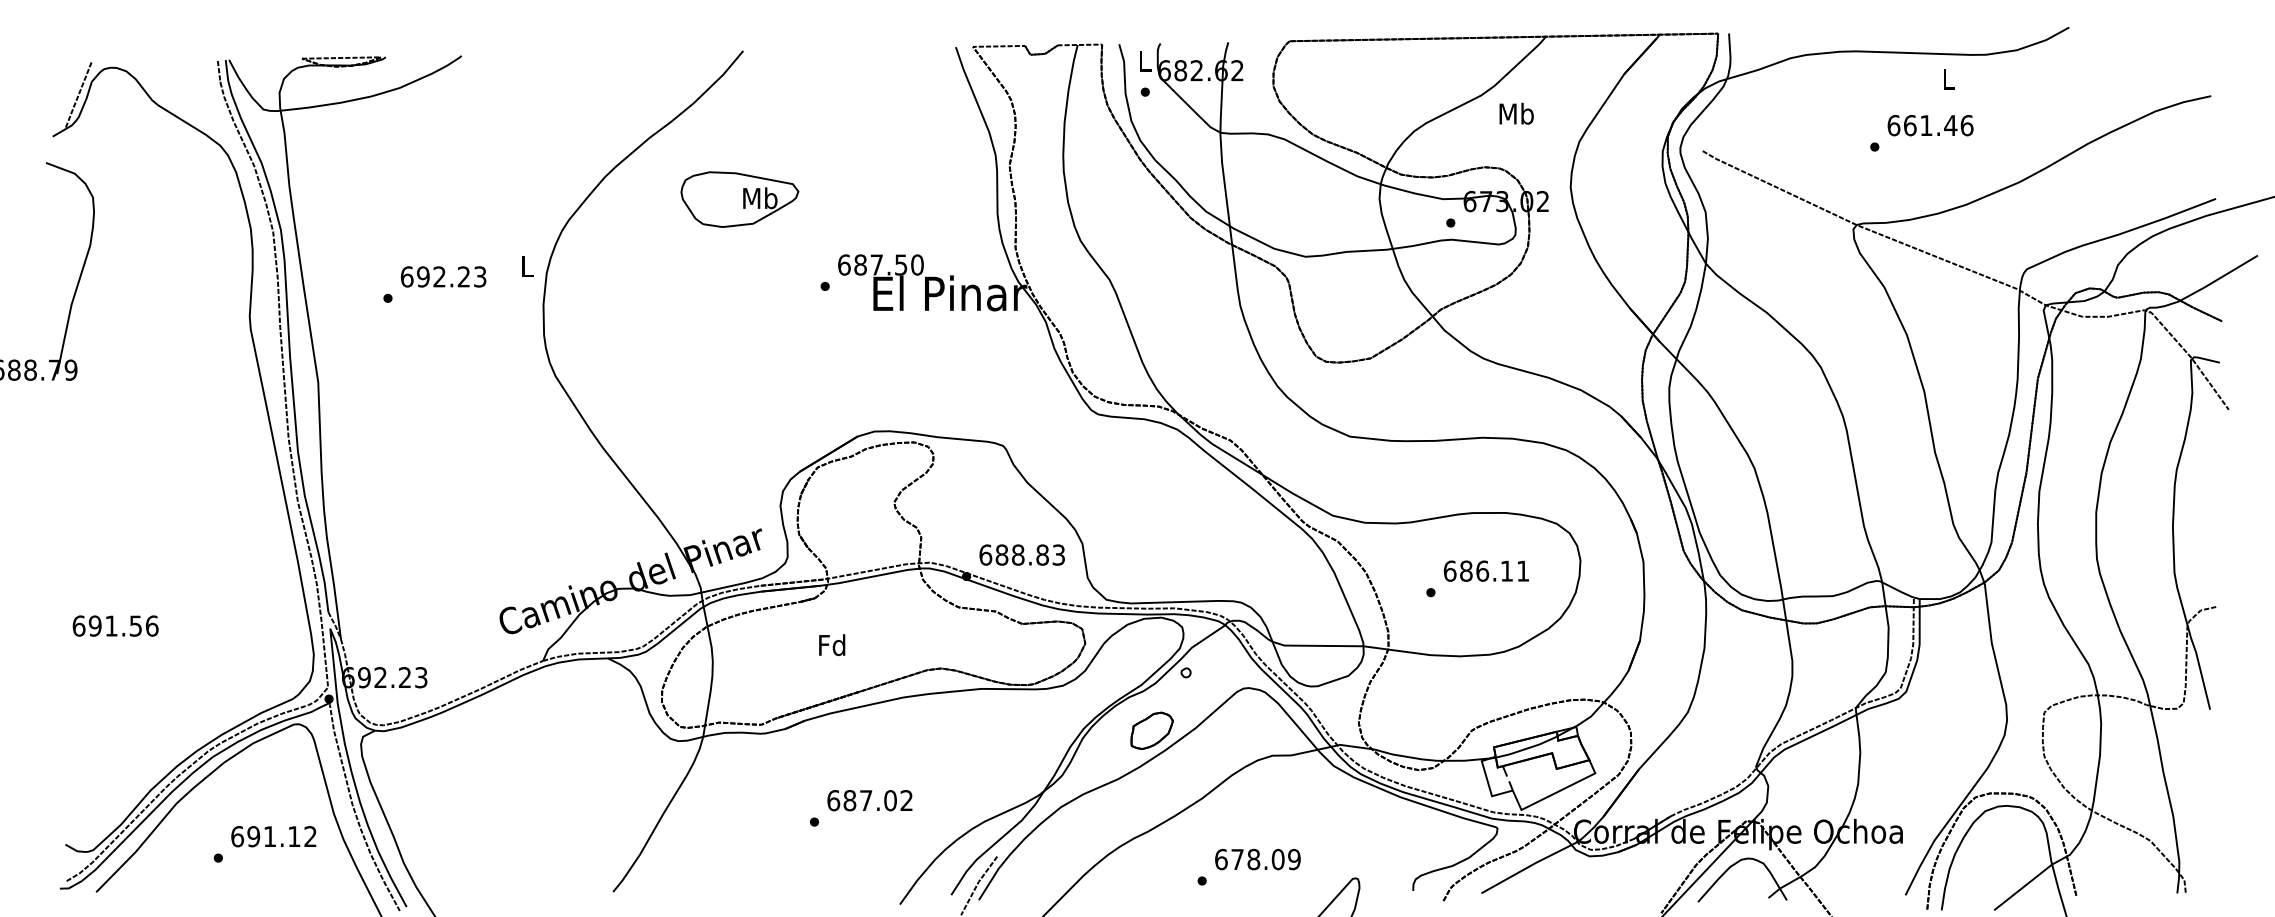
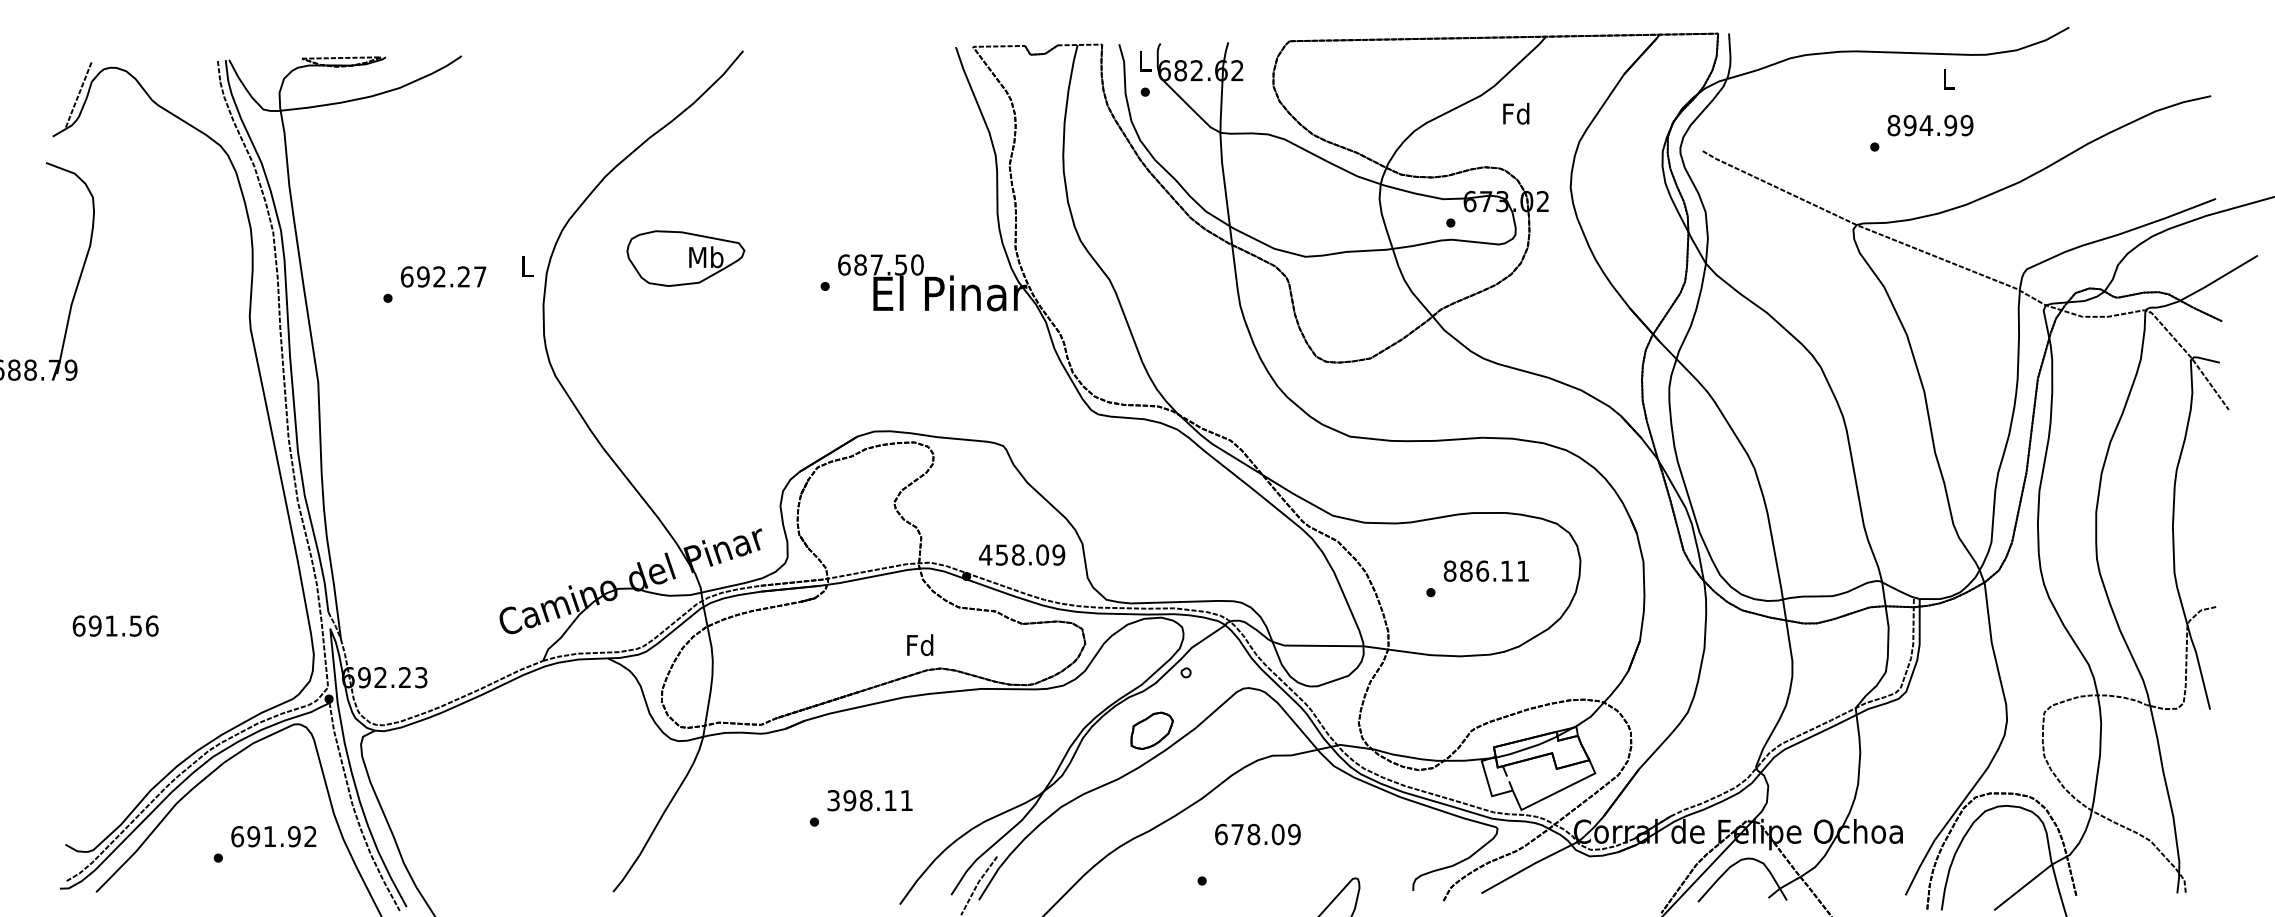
text: Mb -> Fd (1516, 113)
text: 661.46 -> 894.99 (1930, 125)
part position: (739, 199) -> (685, 258) (685, 258)
text: 692.23 -> 692.27 (480, 276)
text: 688.83 -> 458.09 (1022, 554)
text: 686.11 -> 886.11 (1449, 570)
text position: (832, 645) -> (920, 645) (920, 645)
text: 687.02 -> 398.11 (869, 800)
text: 691.12 -> 691.92 (294, 836)
text position: (1257, 859) -> (1257, 834) (1257, 834)
